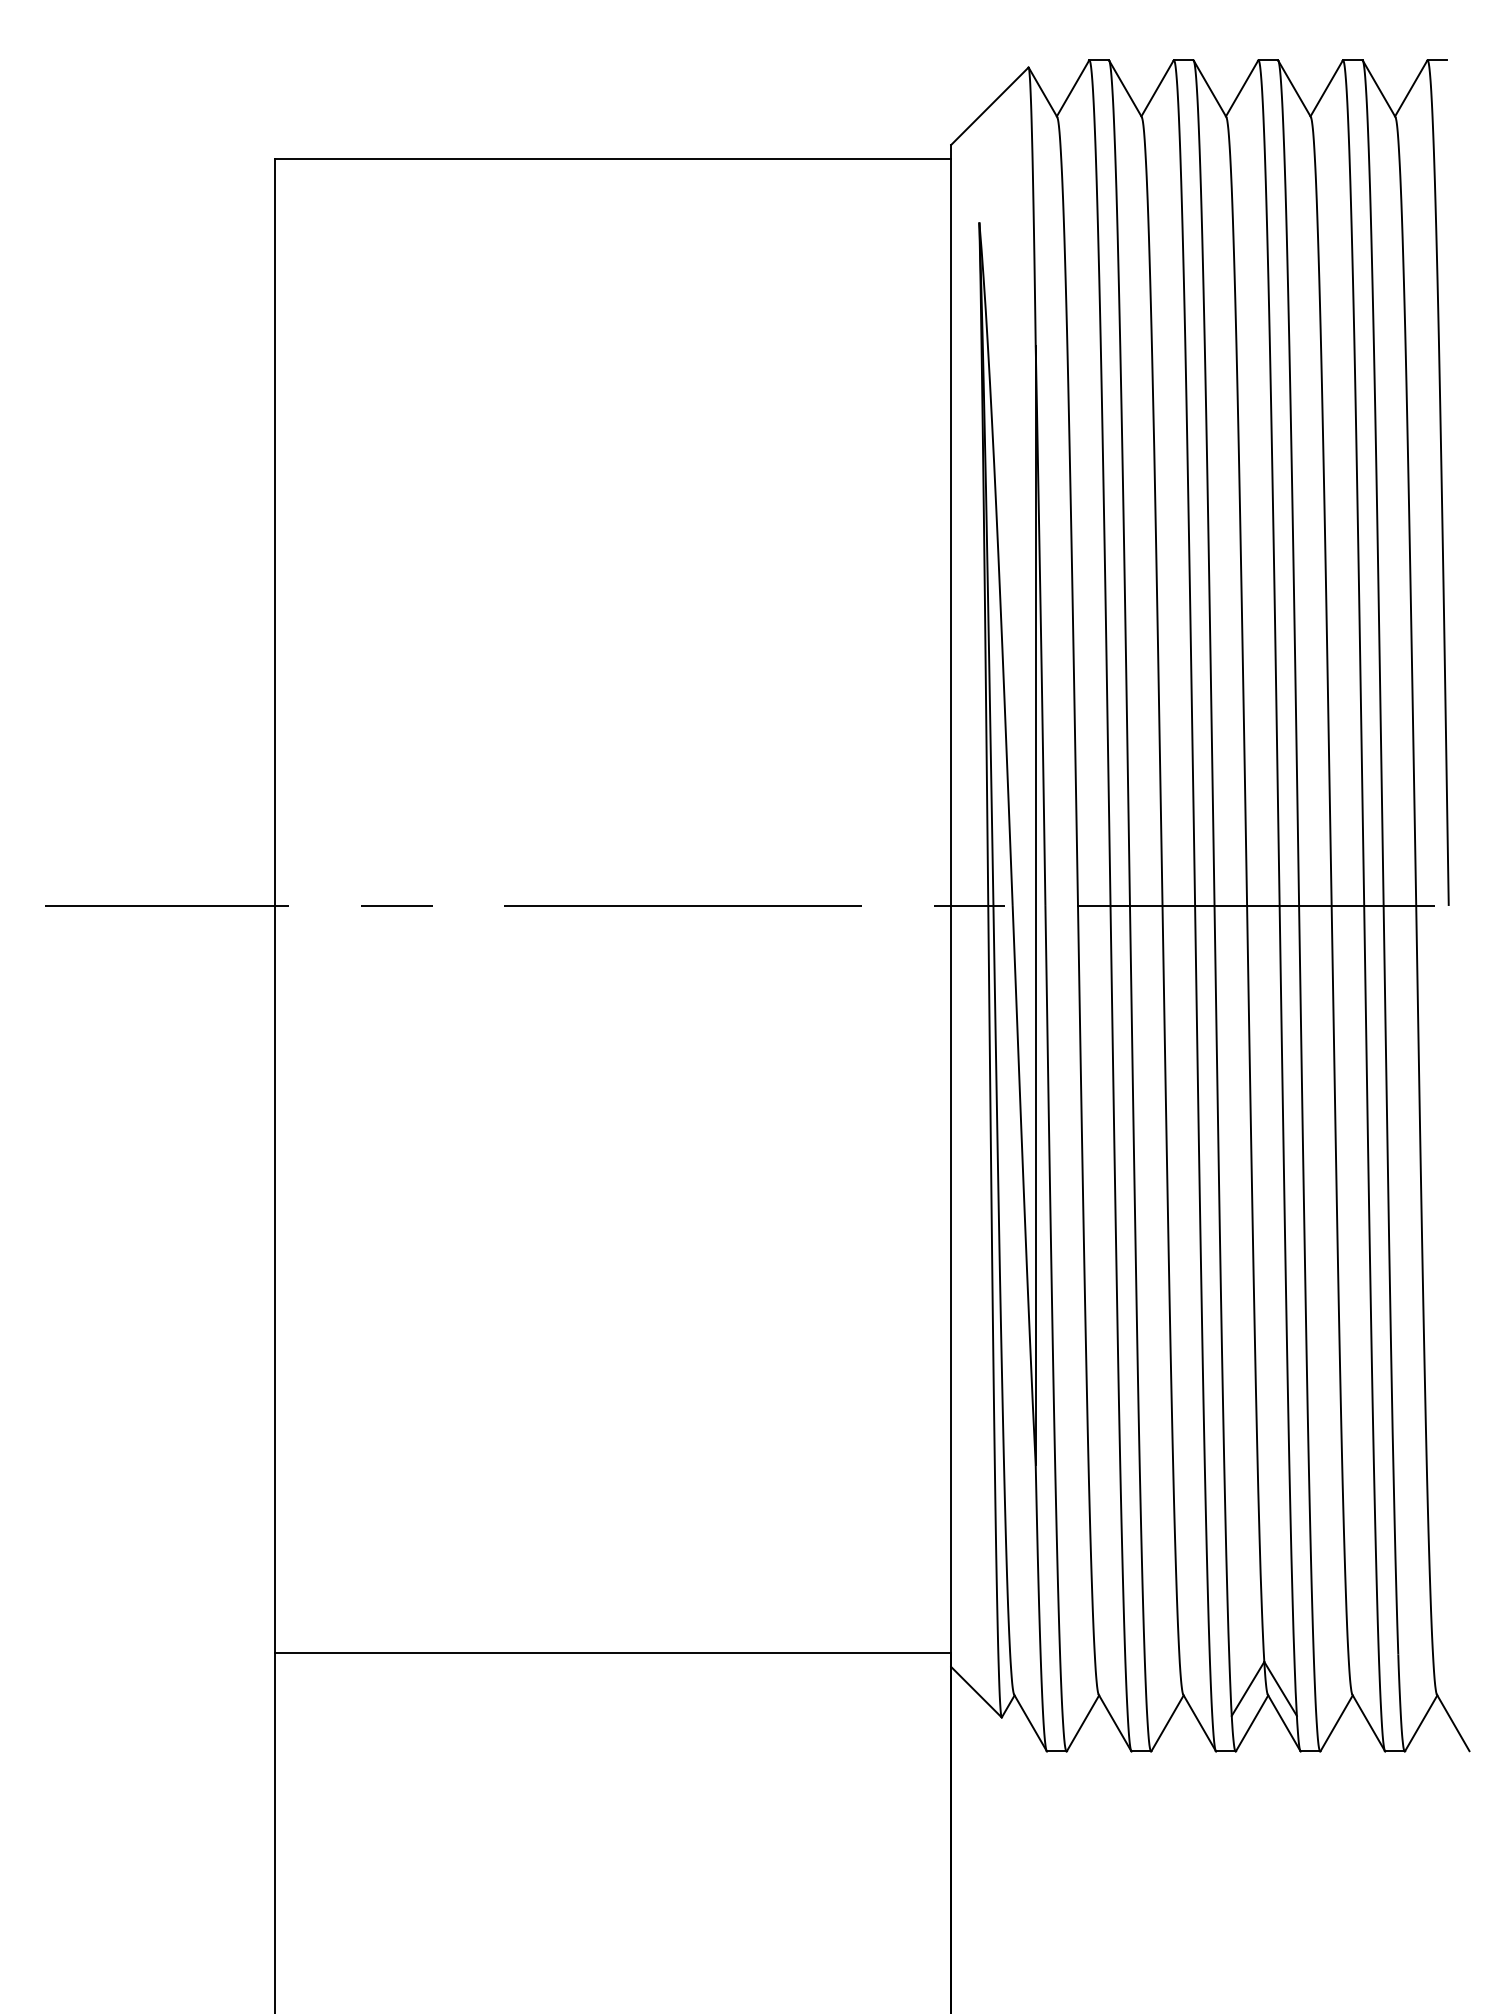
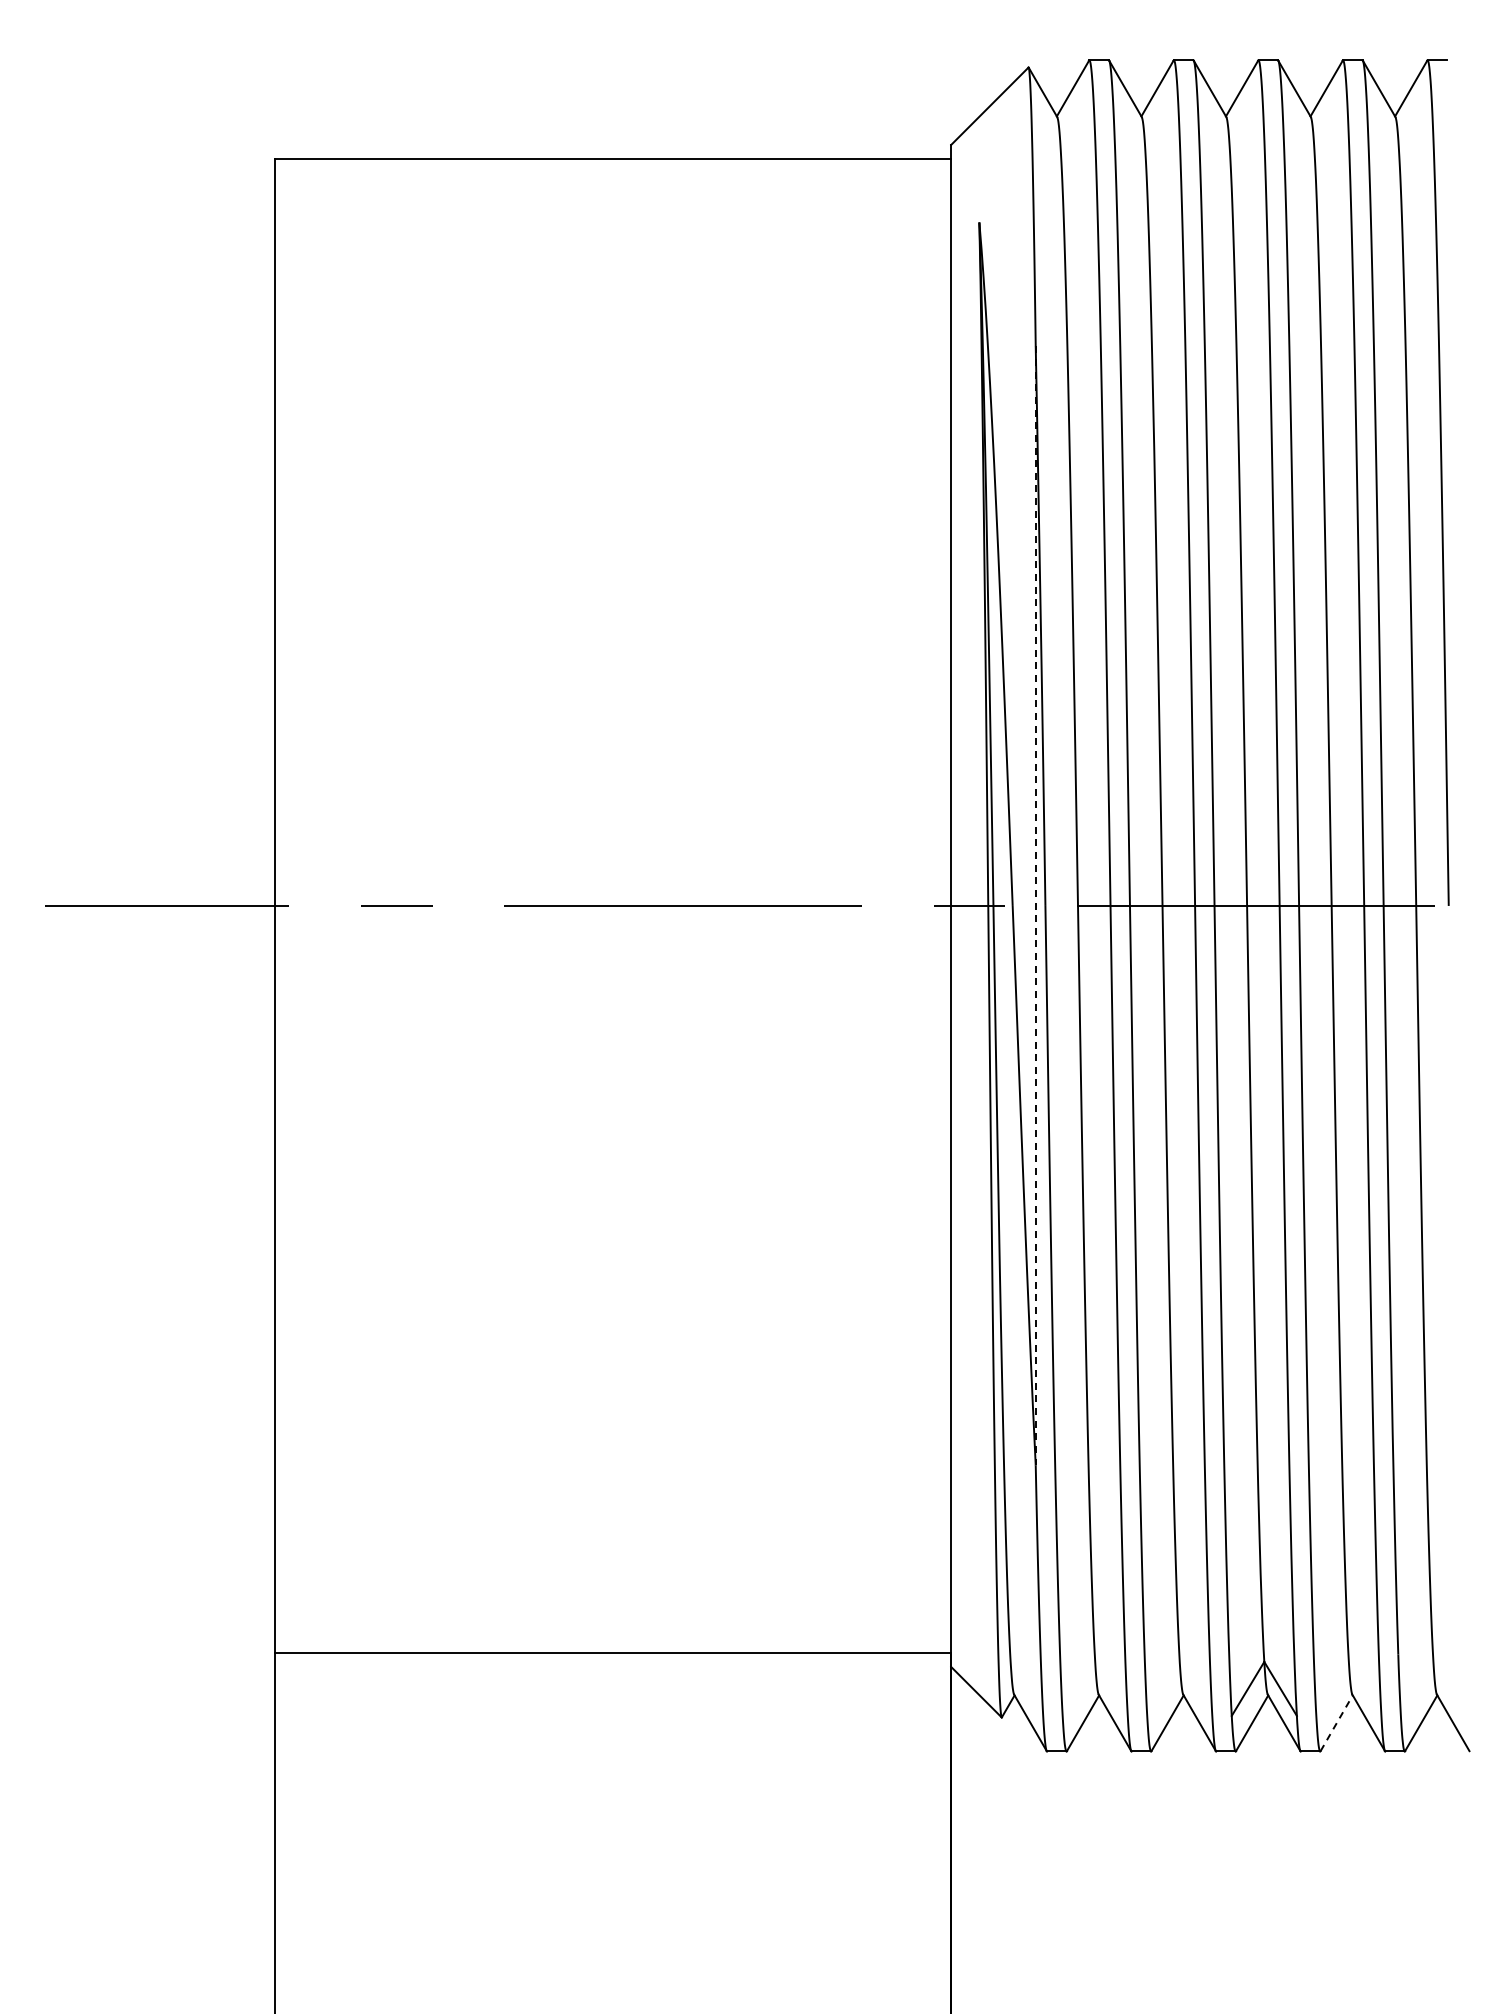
line: solid -> dashed (1035, 906)
line: solid -> dashed (1336, 1722)
